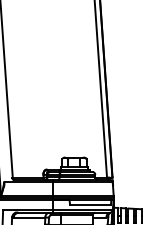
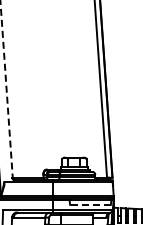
line: solid -> dashed (6, 89)
line: solid -> dashed (89, 204)
